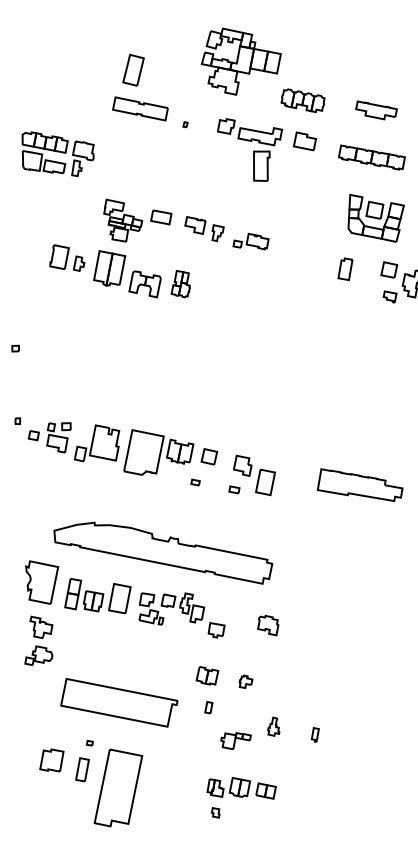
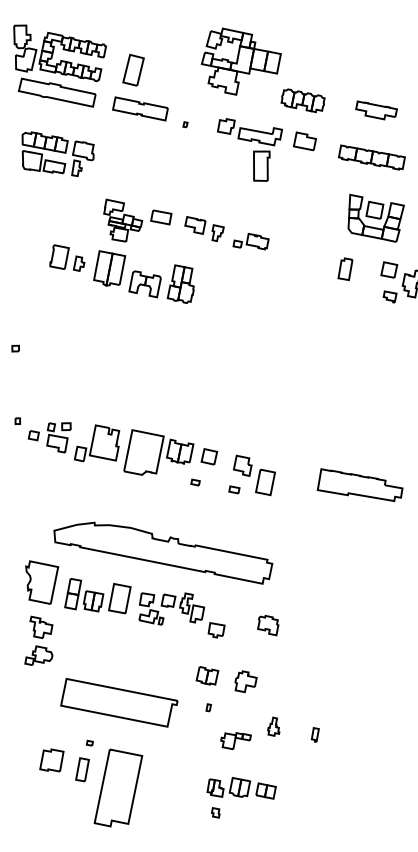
part: none -> present (59, 65)
part size: 21x29 px -> 29x40 px (180, 283)
part size: 16x15 px -> 24x24 px (245, 681)
part size: 10x14 px -> 7x10 px (208, 707)
